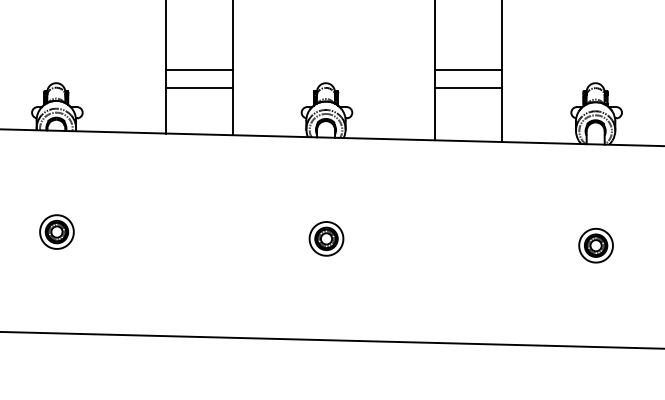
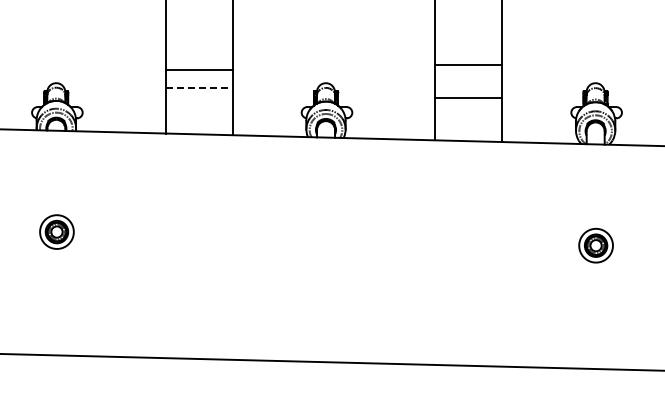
line position: (468, 69) -> (468, 64) (468, 64)
line: solid -> dashed (199, 87)
line position: (468, 87) -> (468, 97) (468, 97)
part: present -> none (326, 238)
line position: (331, 340) -> (331, 362) (331, 362)
